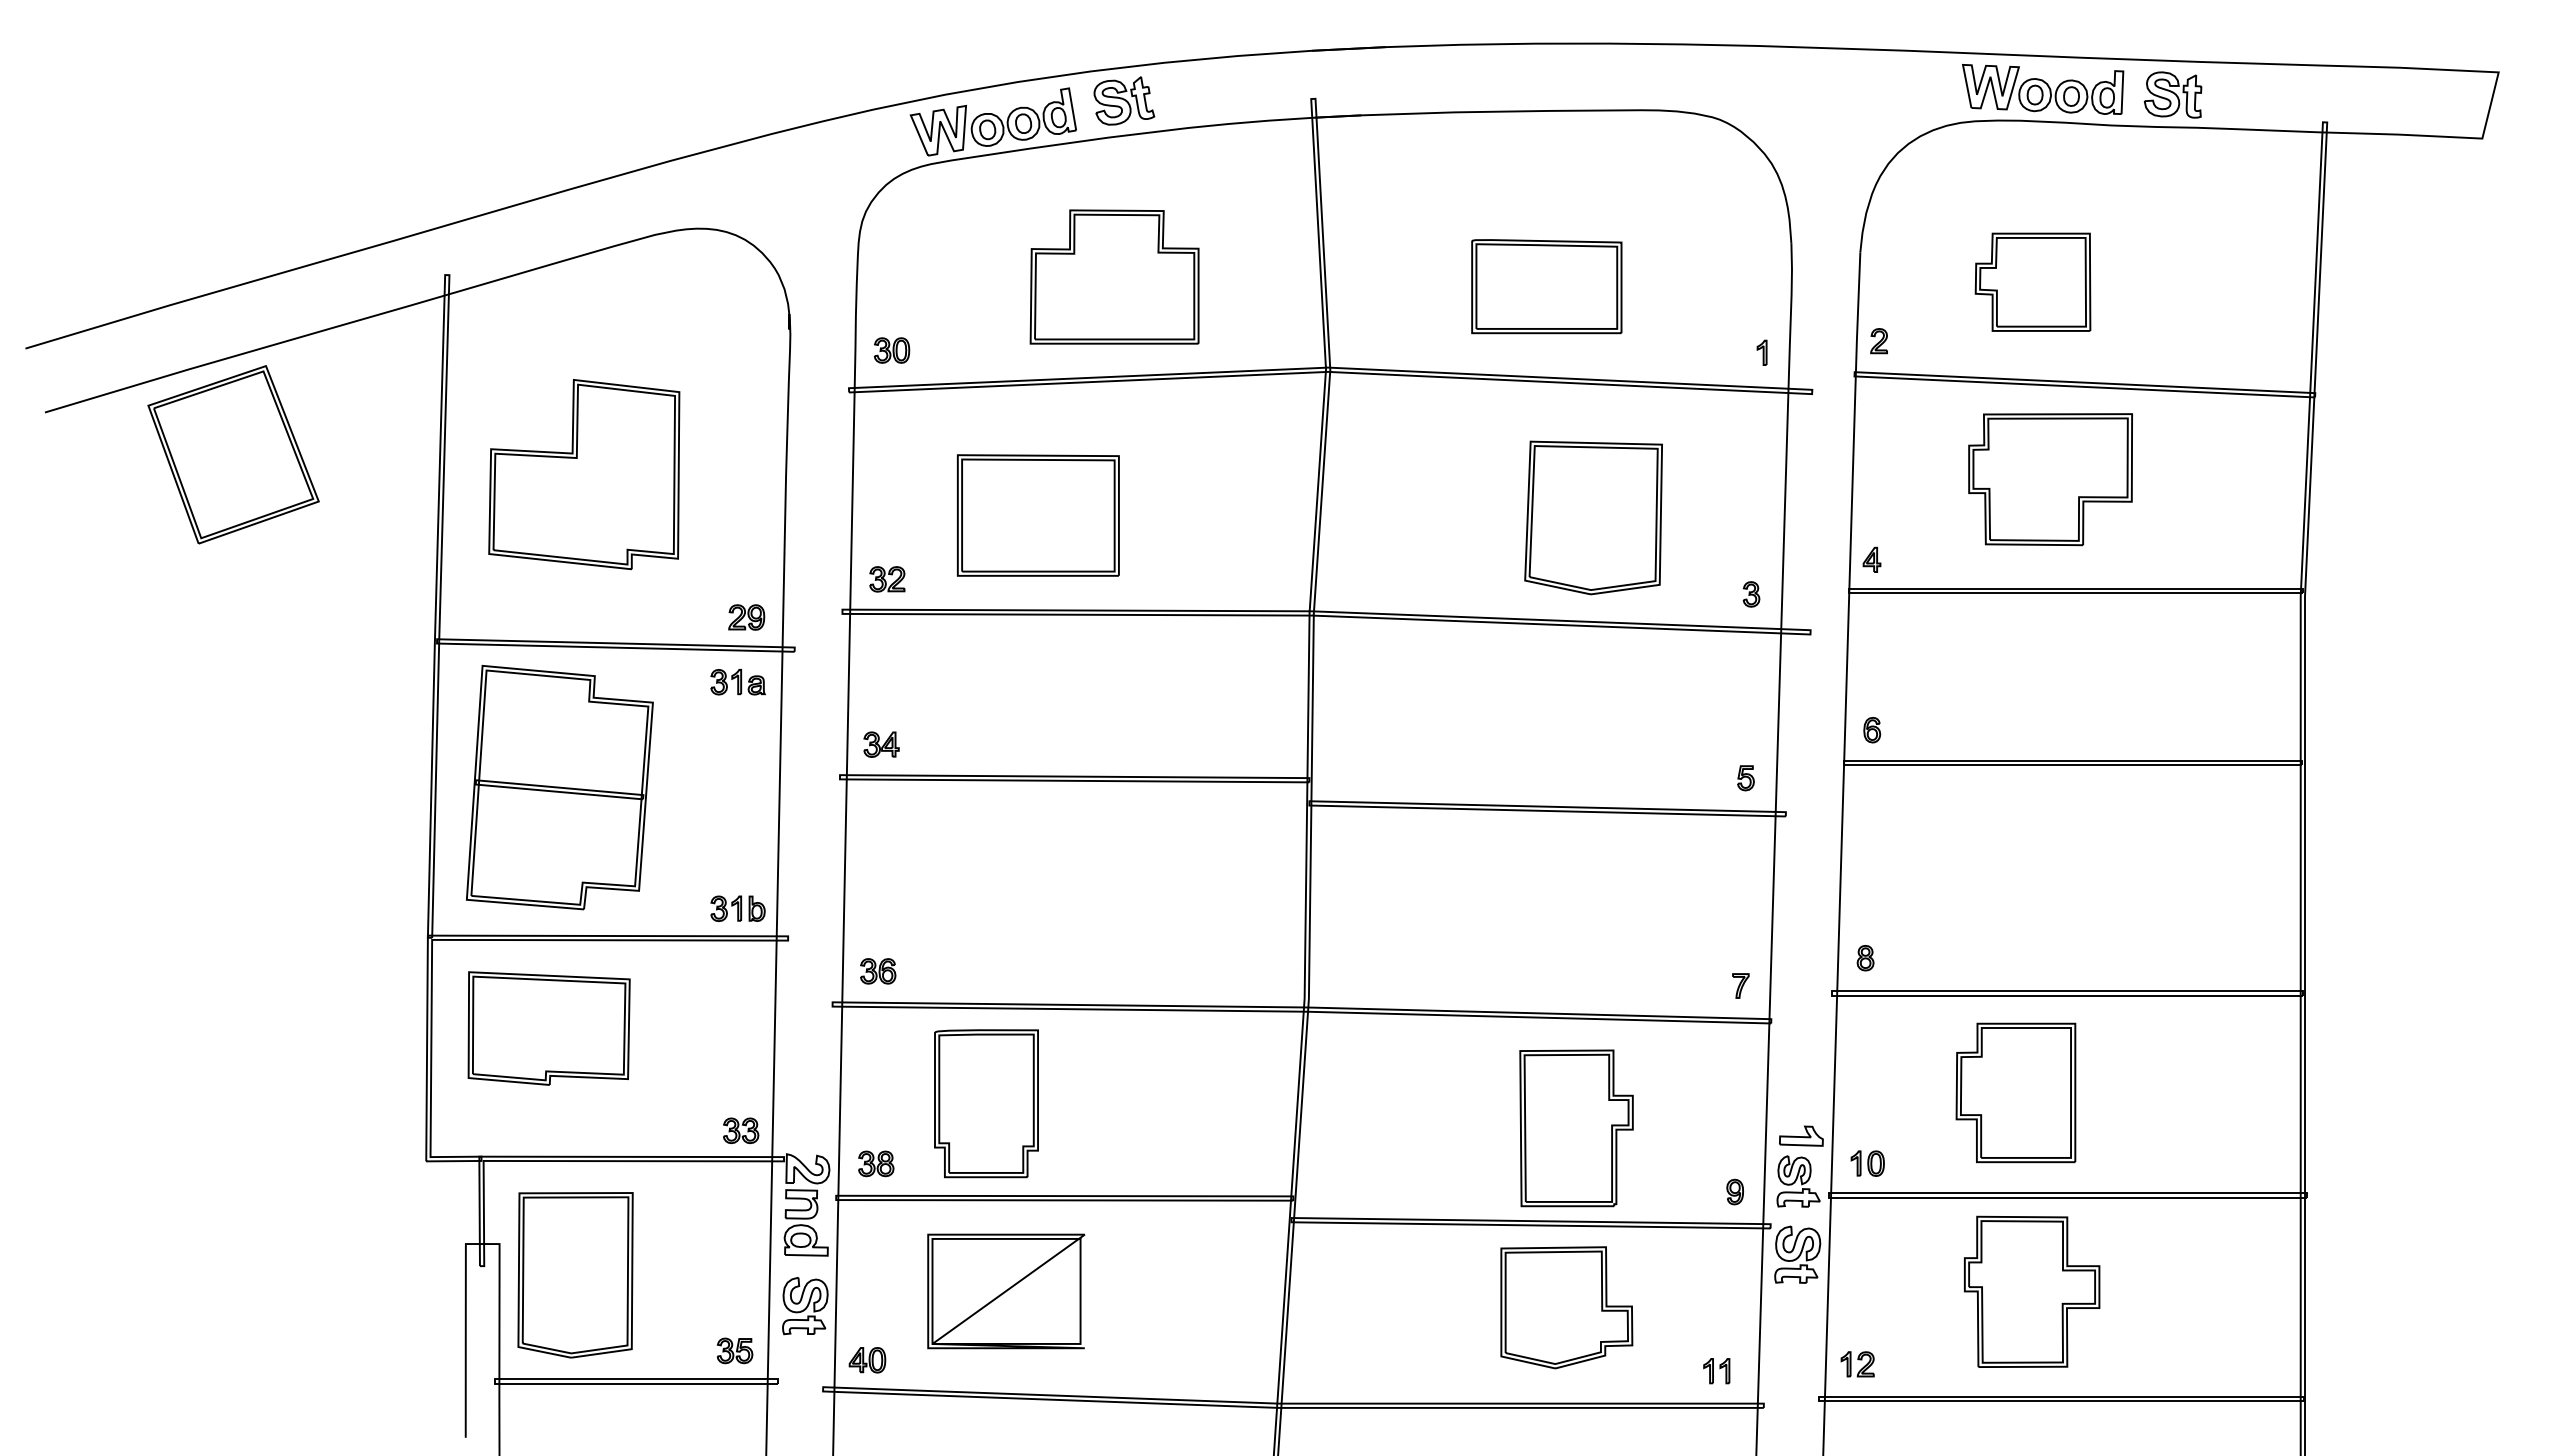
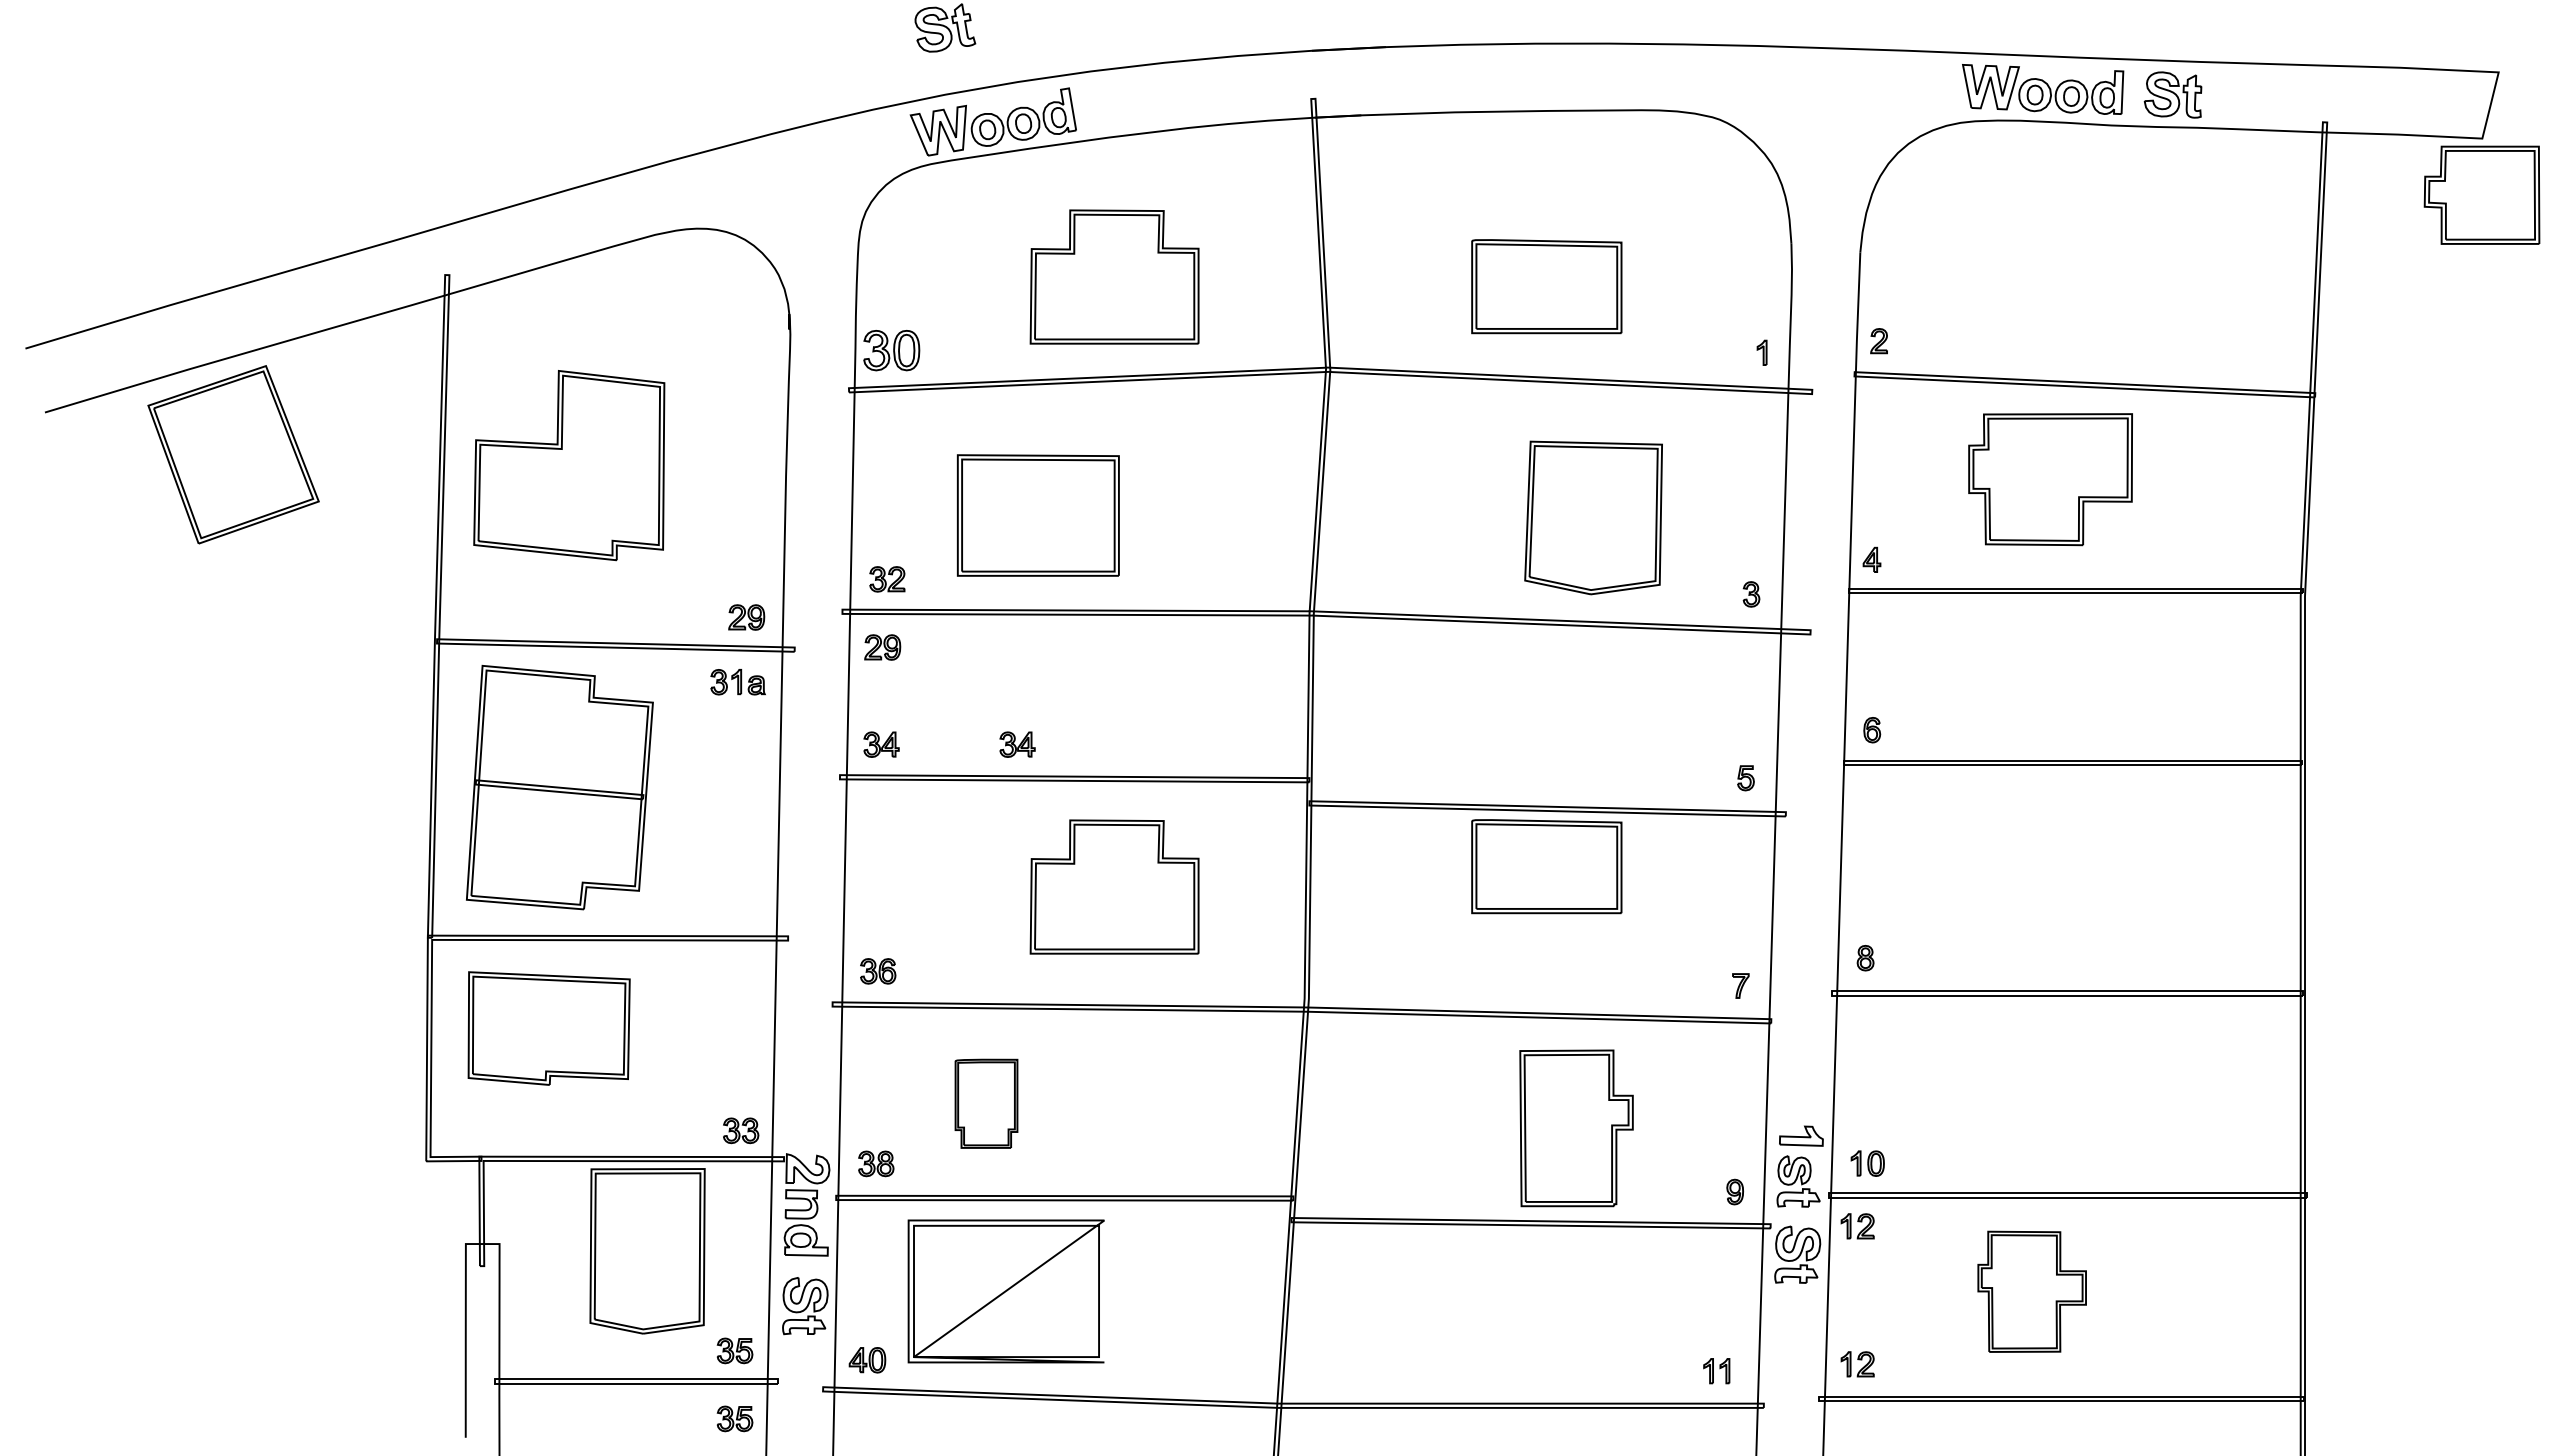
part position: (1124, 100) -> (945, 27) (945, 27)
part position: (2032, 281) -> (2481, 194) (2481, 194)
part size: 37x27 px -> 58x42 px (891, 350)
part position: (584, 474) -> (569, 465) (569, 465)
part: none -> present (882, 647)
part: none -> present (1017, 744)
part: none -> present (1546, 866)
part: none -> present (1114, 886)
part: present -> none (737, 908)
part: present -> none (2015, 1092)
part size: 105x150 px -> 65x91 px (986, 1103)
part: none -> present (1857, 1226)
part position: (575, 1275) -> (647, 1251) (647, 1251)
part size: 159x117 px -> 198x145 px (1005, 1291)
part size: 137x153 px -> 110x123 px (2031, 1291)
part: present -> none (1566, 1307)
part: none -> present (734, 1418)
